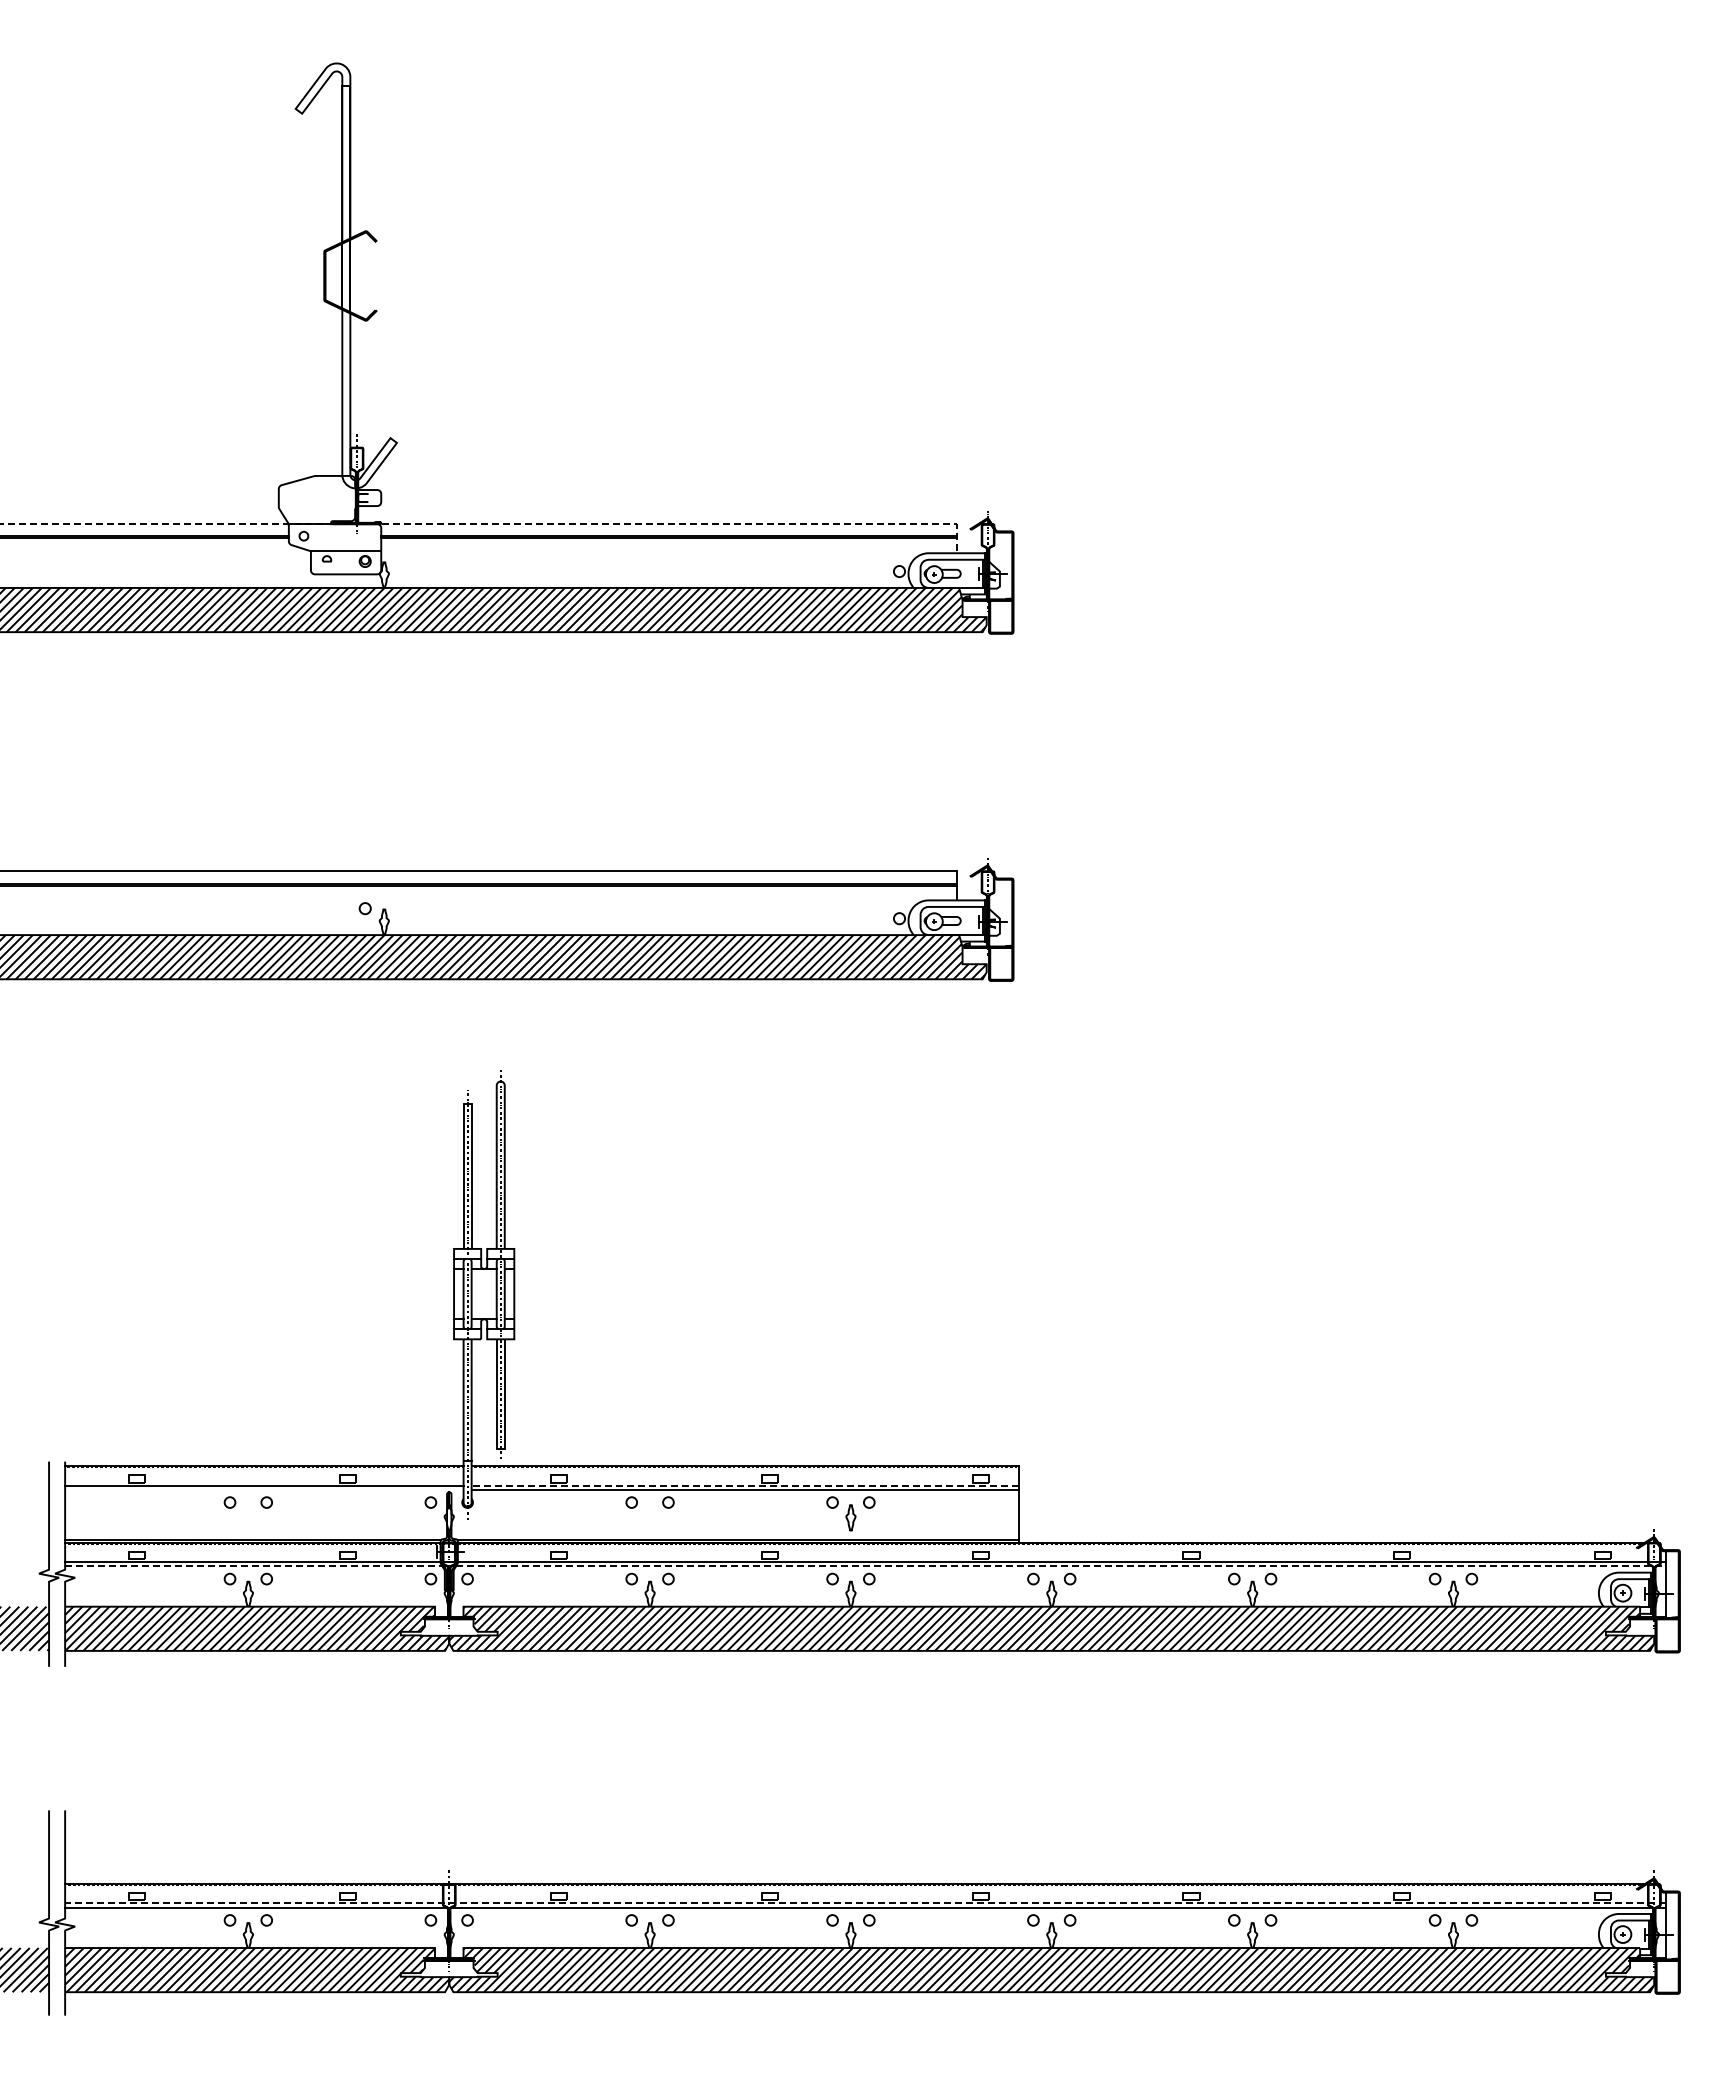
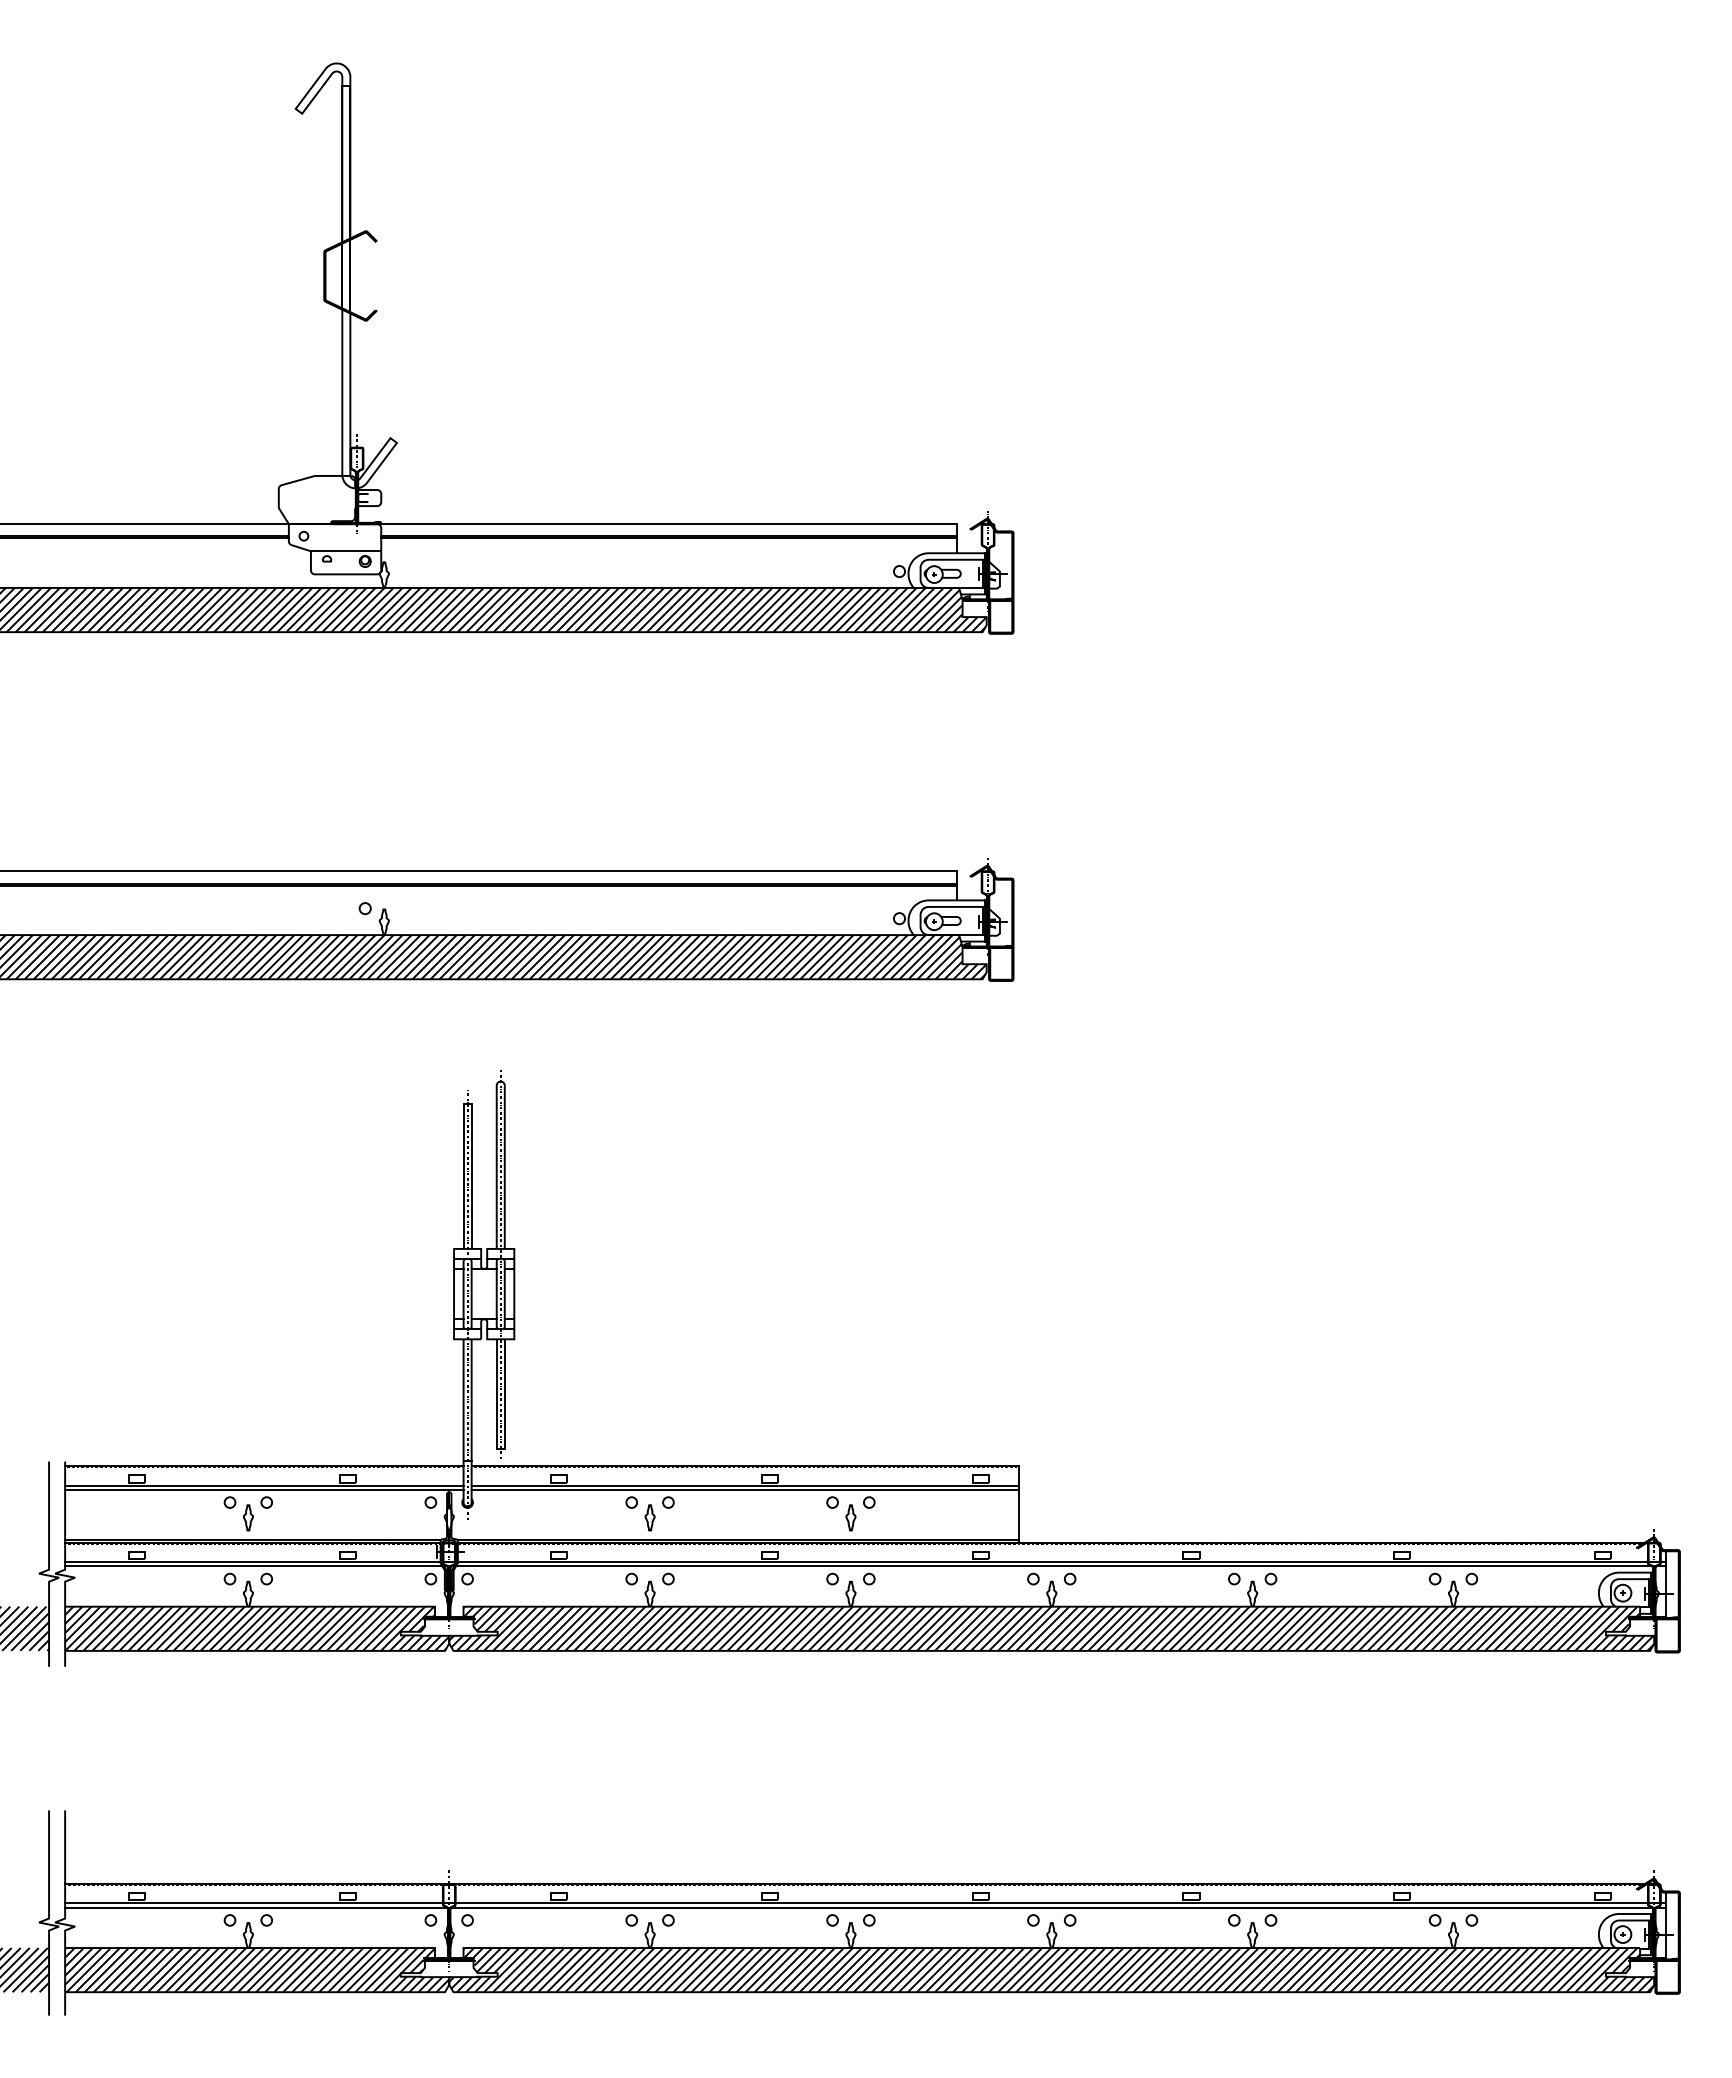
line: dashed -> solid (493, 524)
line: dashed -> solid (745, 1485)
line: none -> present (264, 1489)
part: none -> present (248, 1517)
part: none -> present (649, 1517)
line: dashed -> solid (253, 1566)
line: dashed -> solid (1060, 1566)
line: dashed -> solid (864, 1903)
